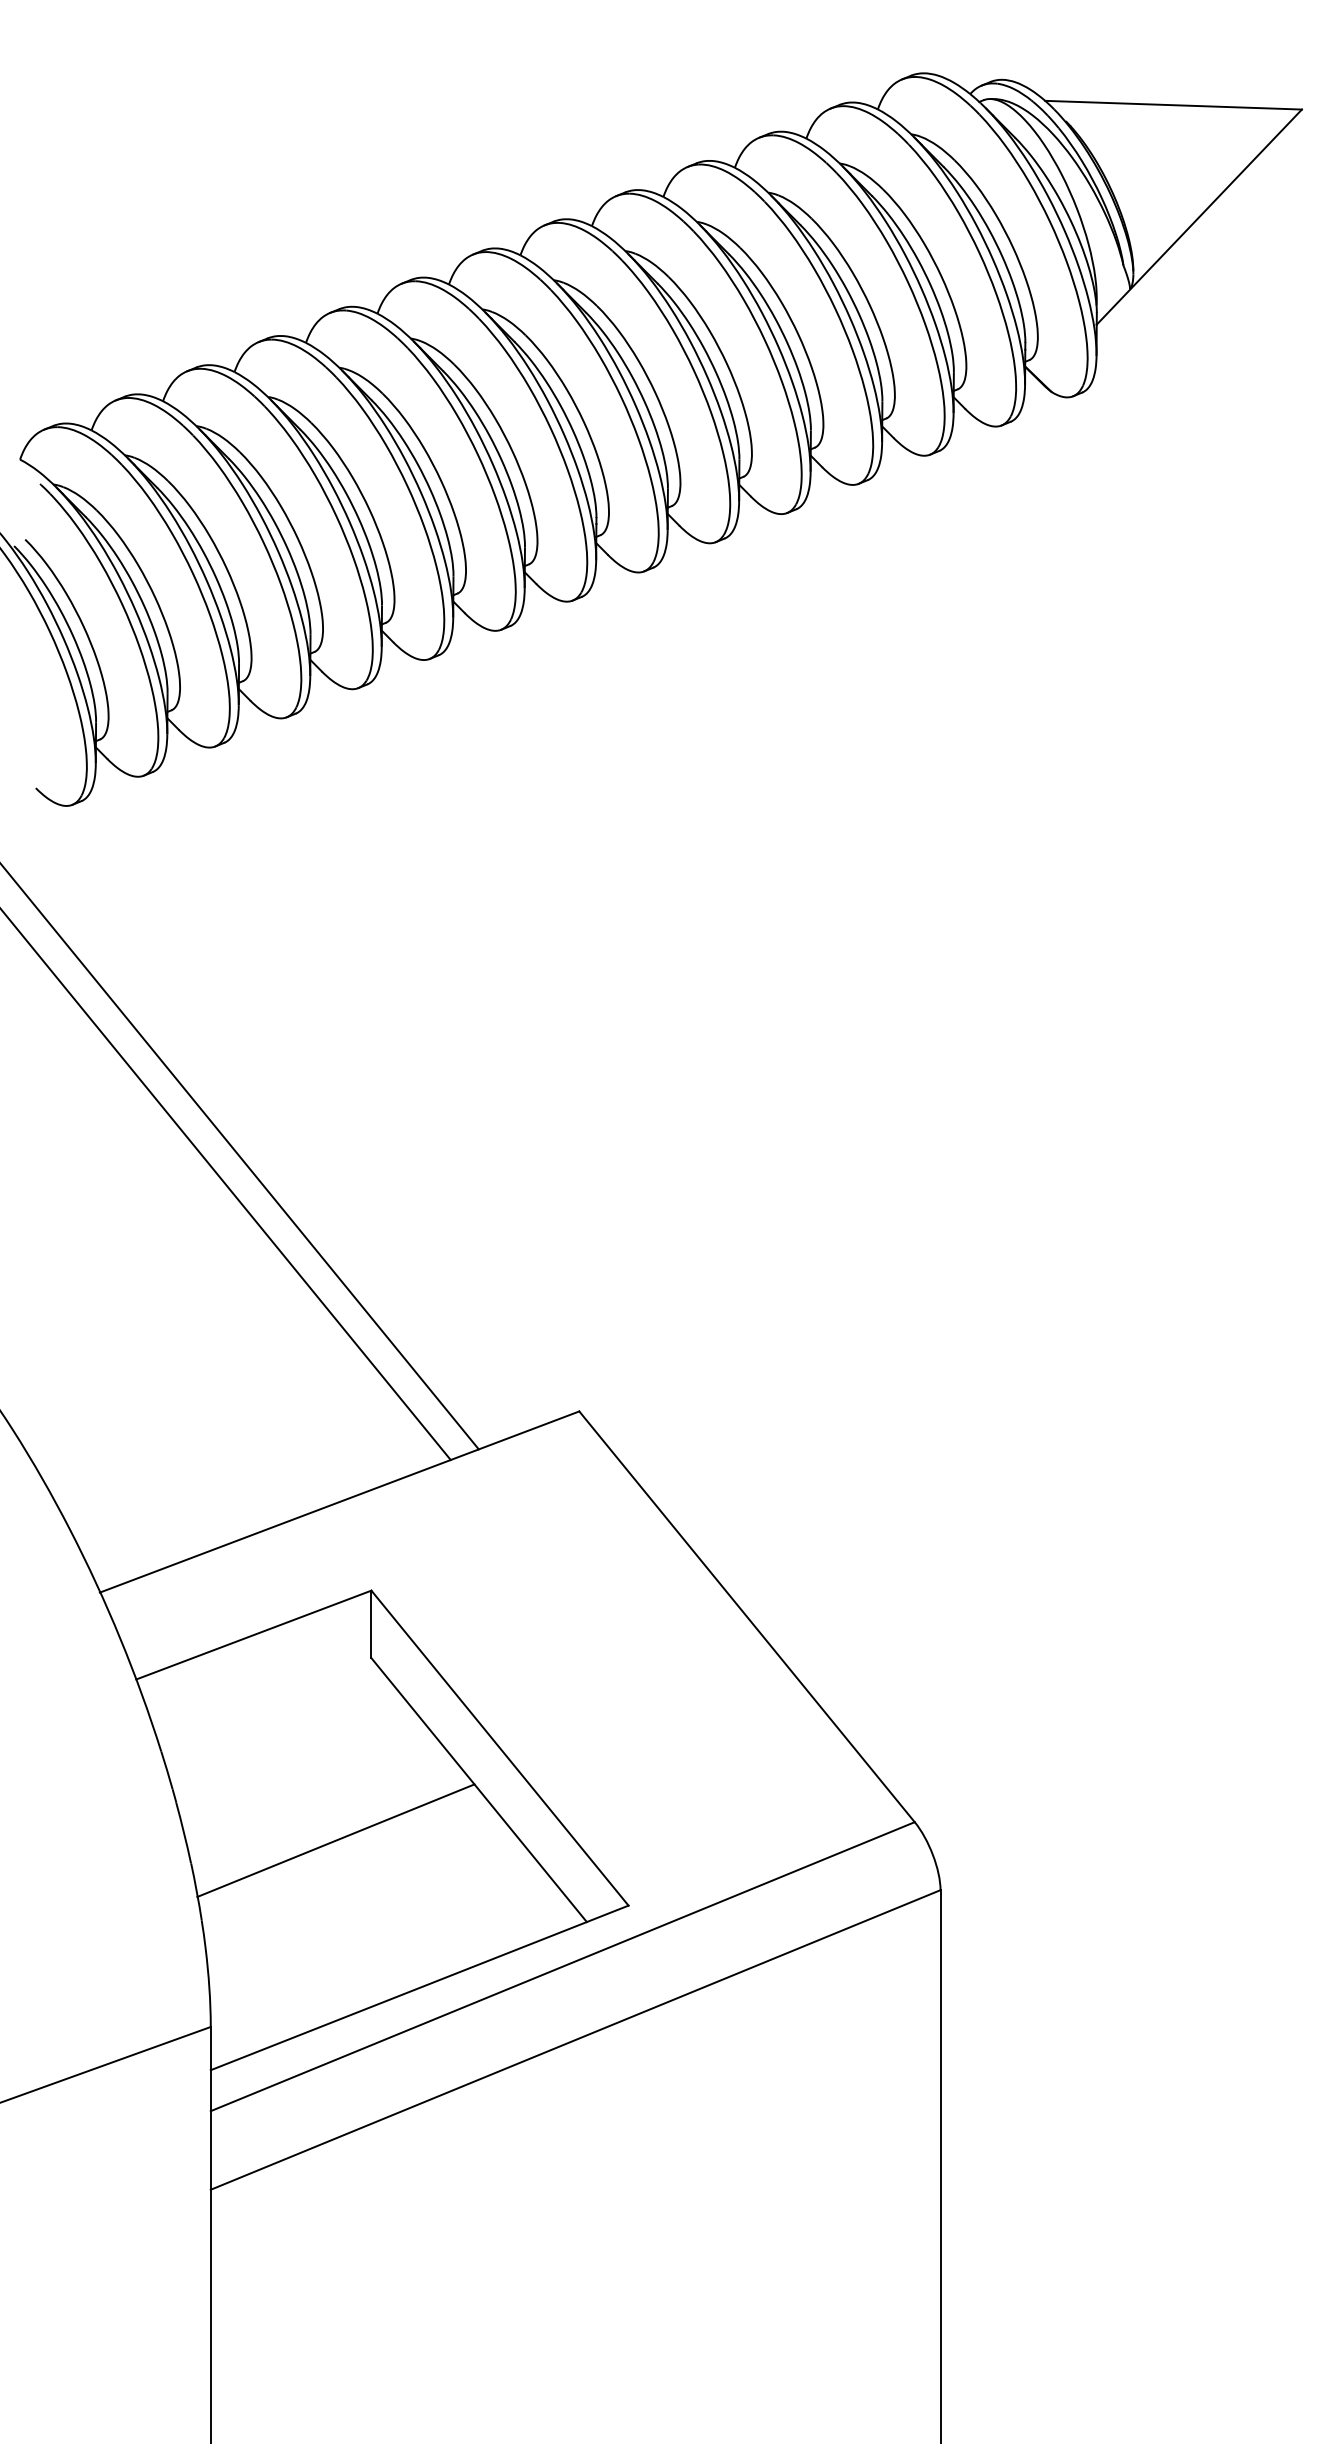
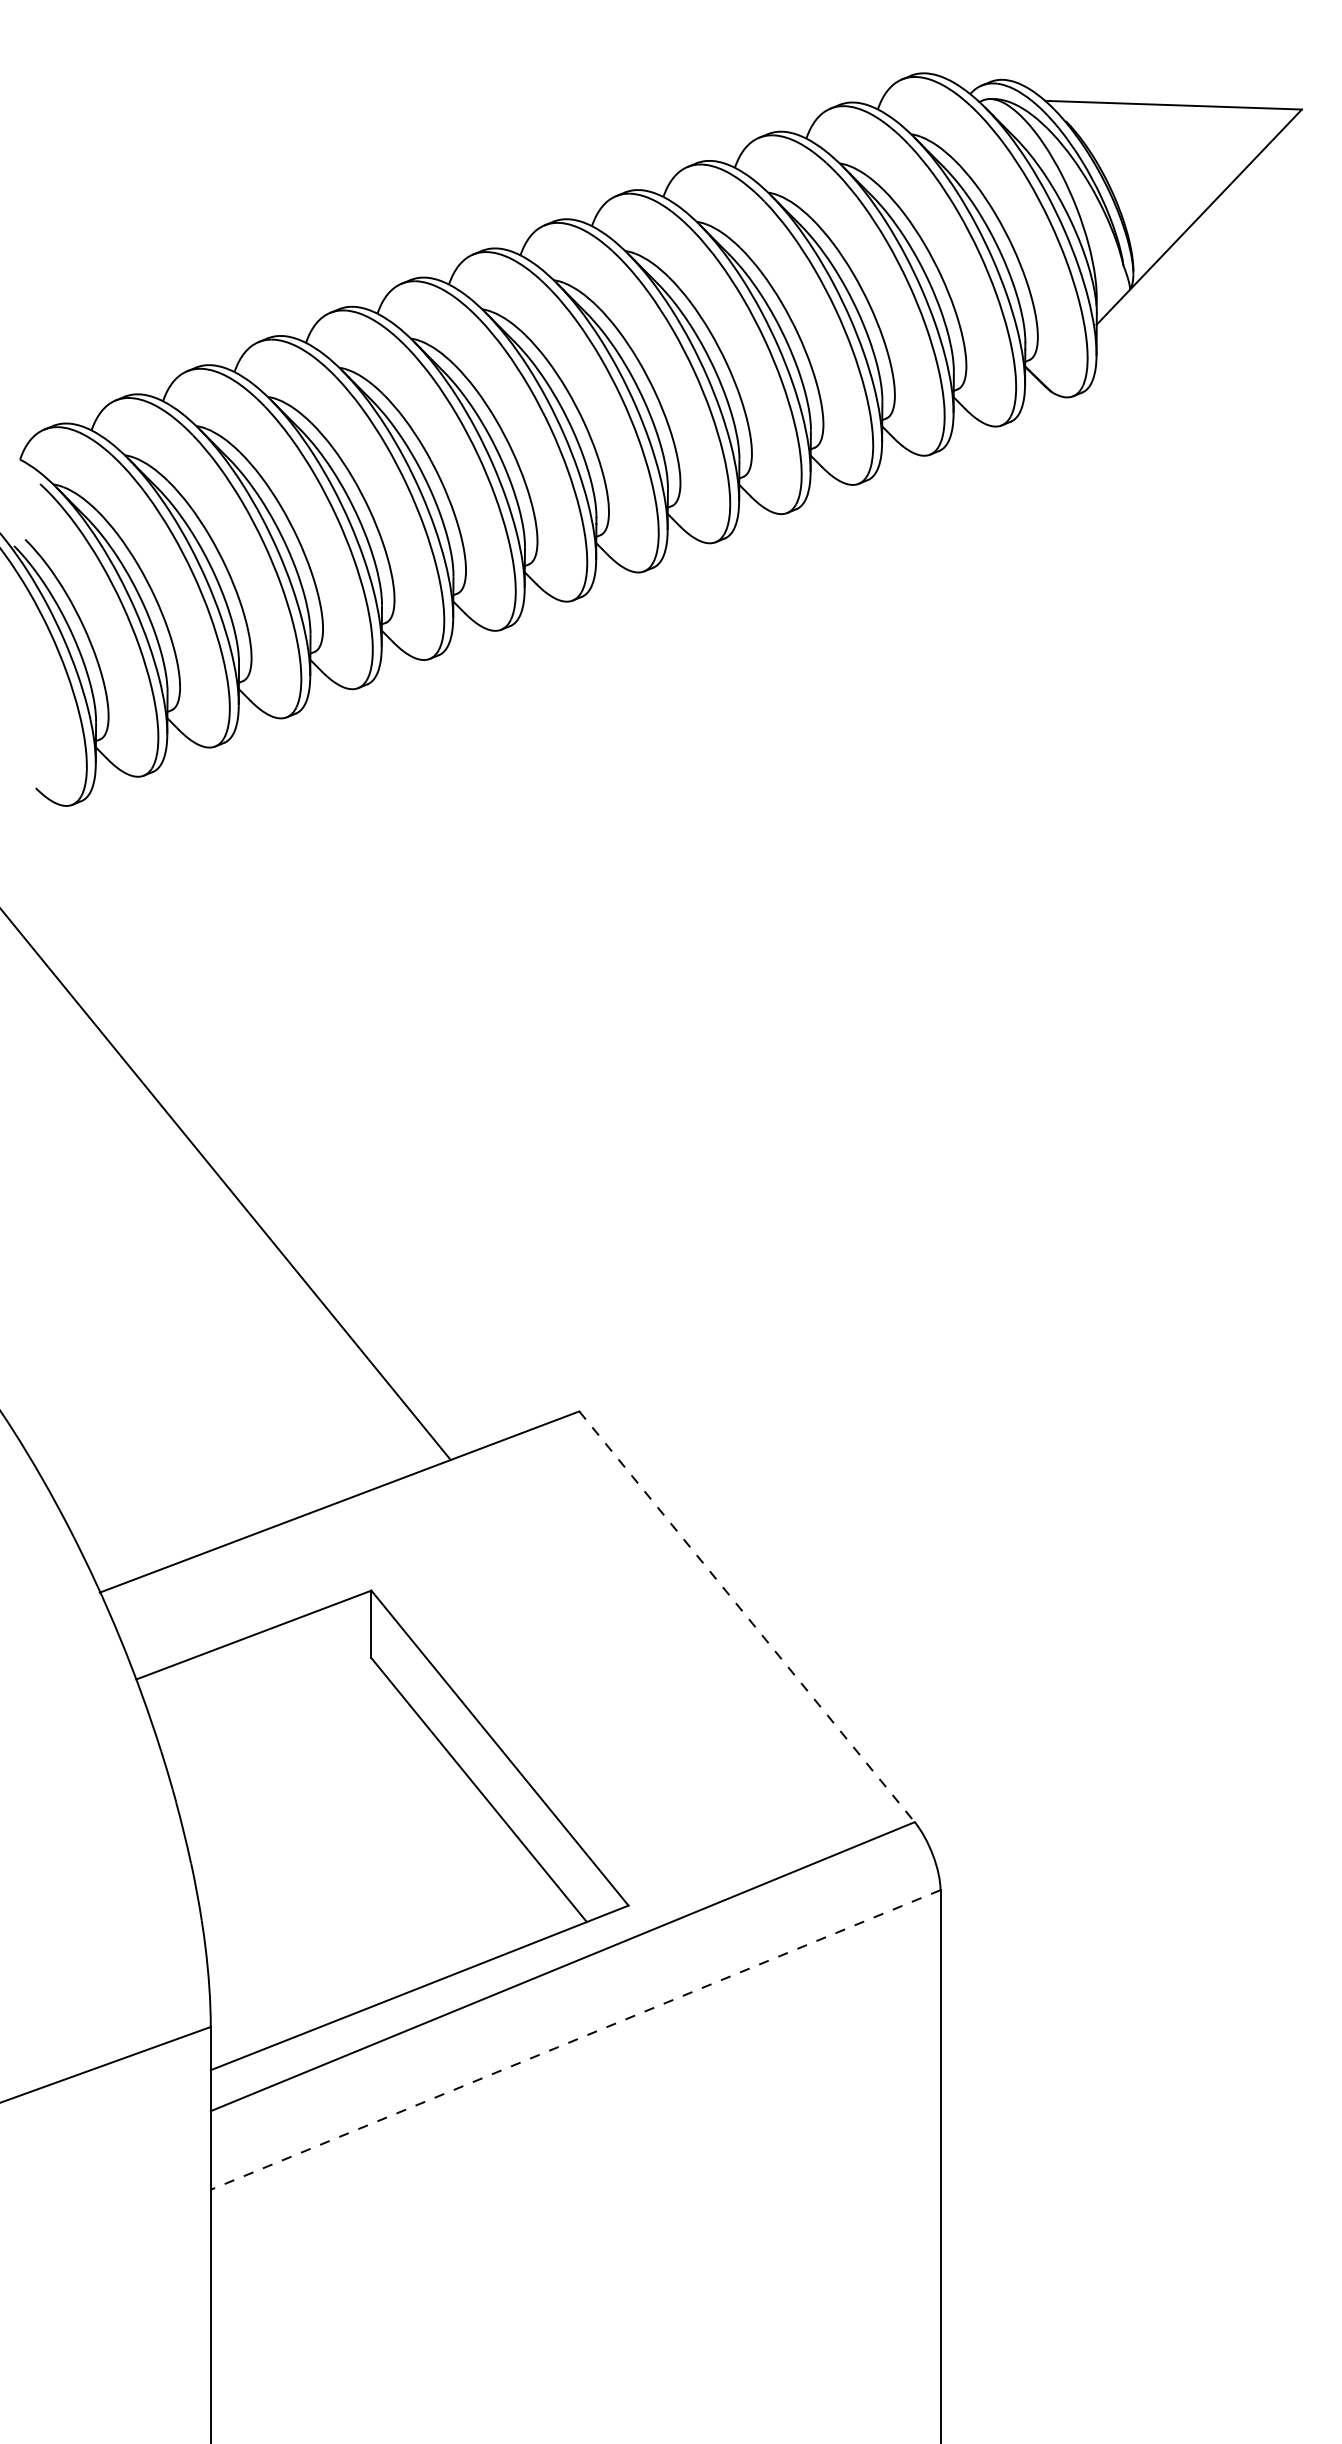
line: present -> none (240, 1157)
line: solid -> dashed (747, 1617)
line: present -> none (335, 1840)
line: solid -> dashed (575, 2040)
